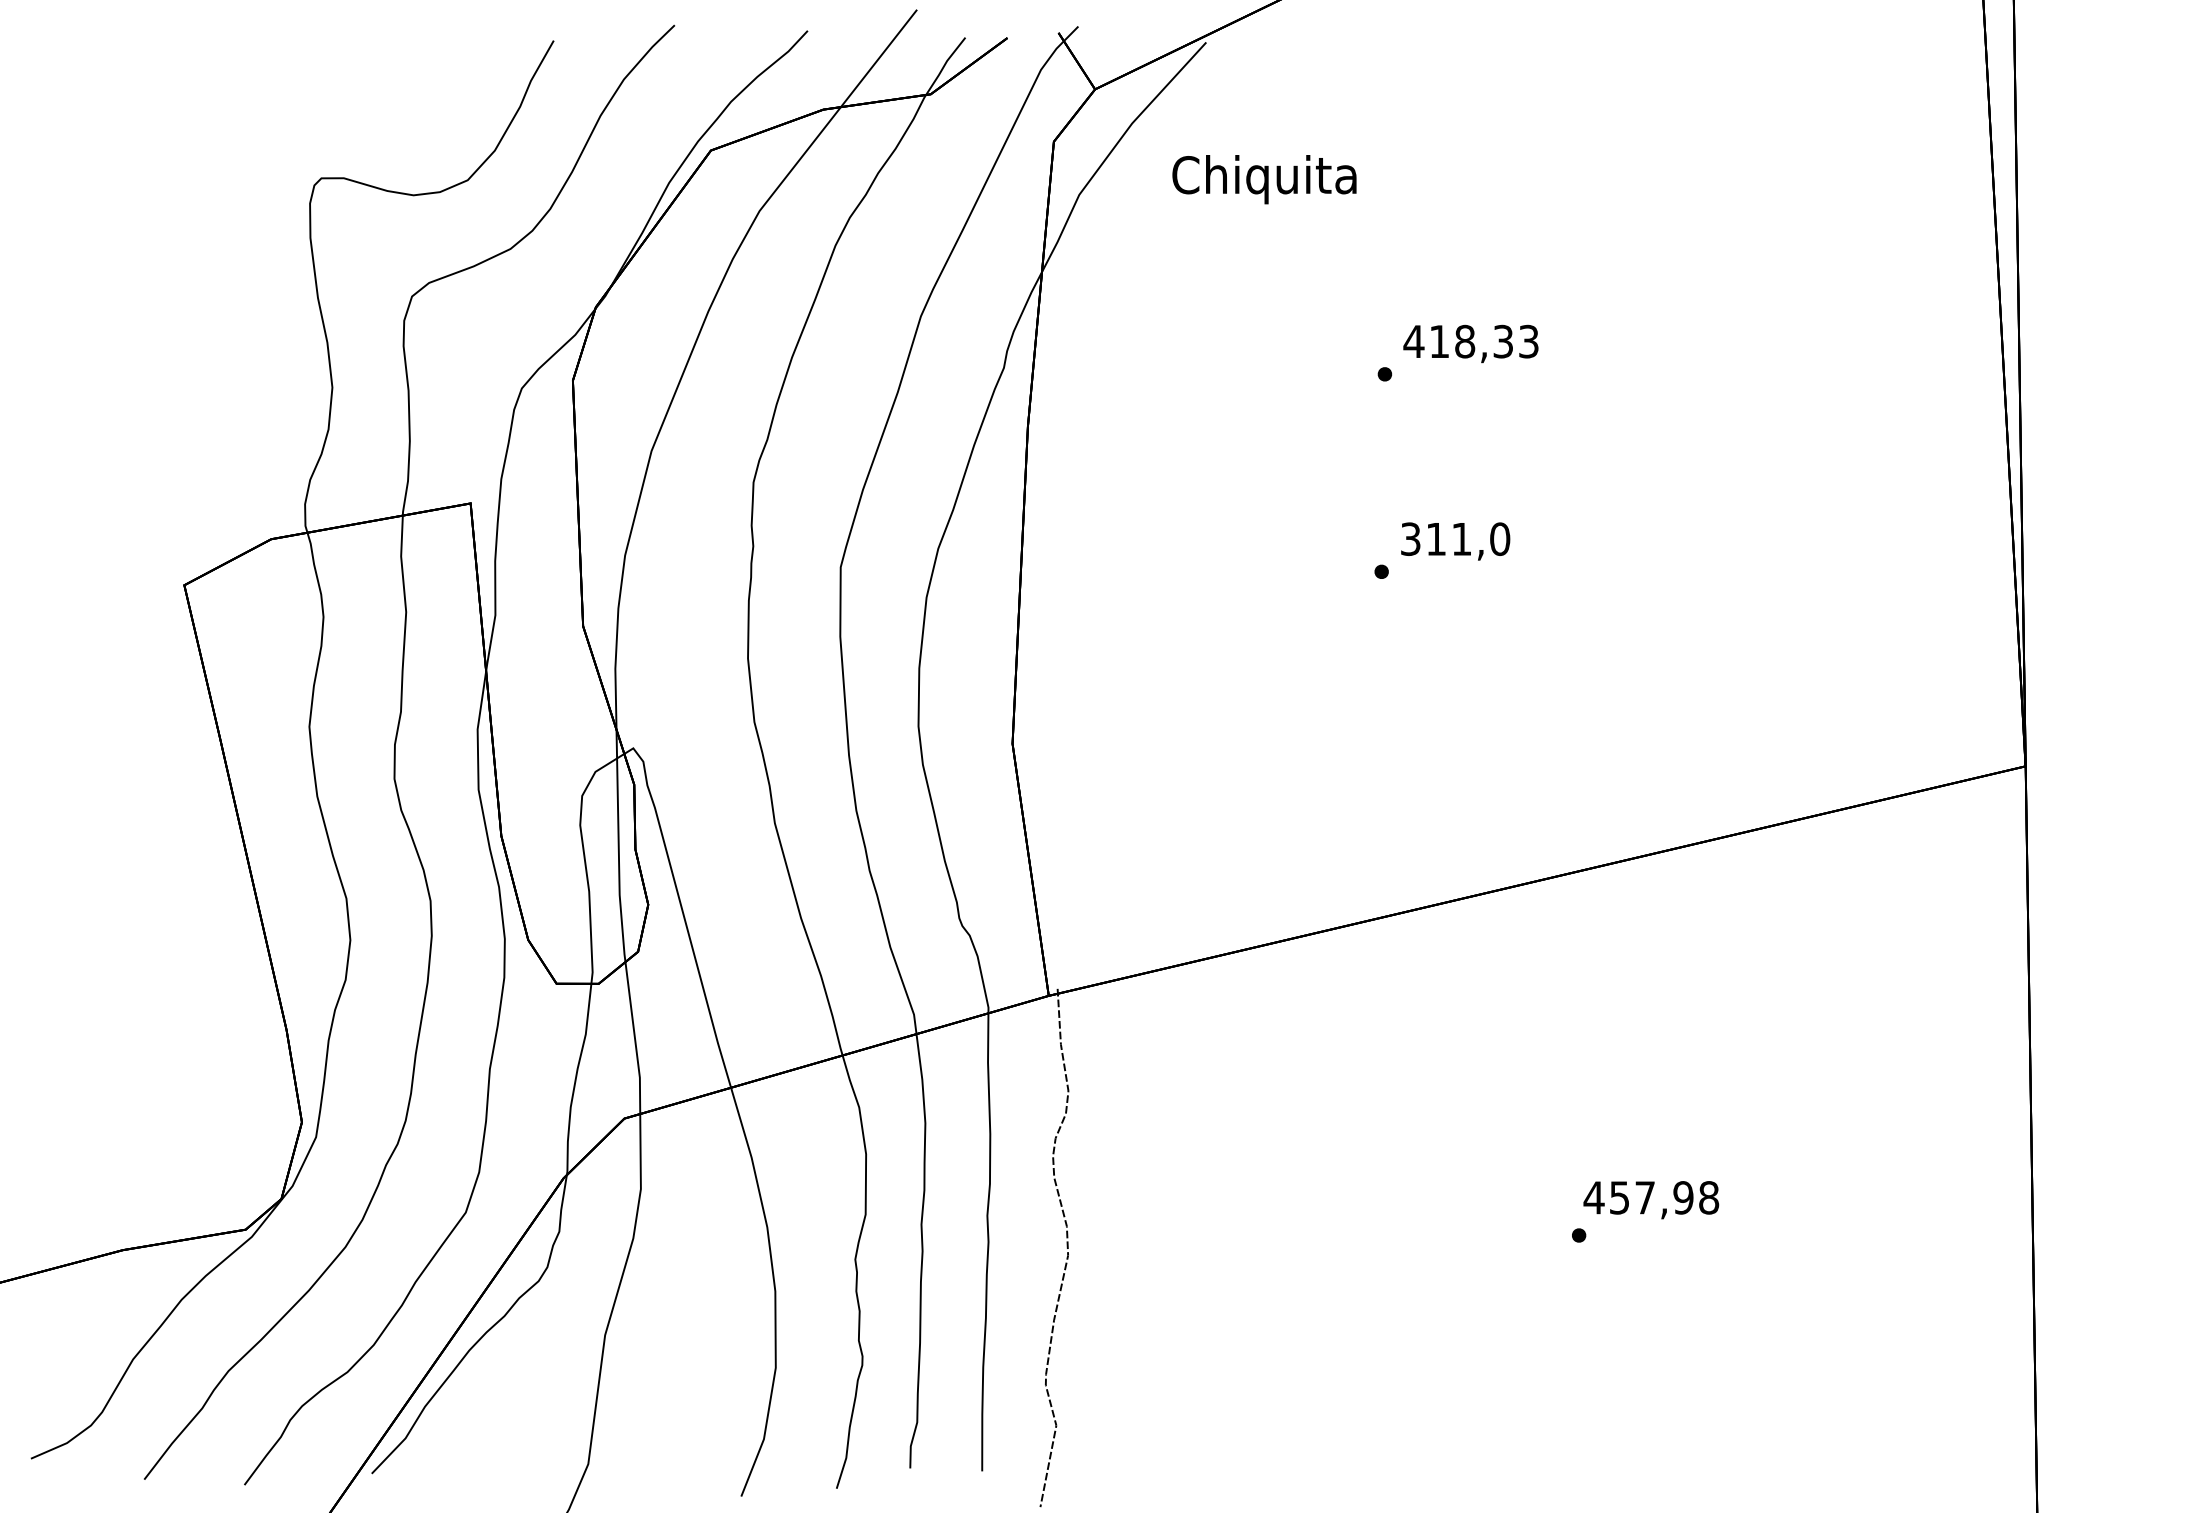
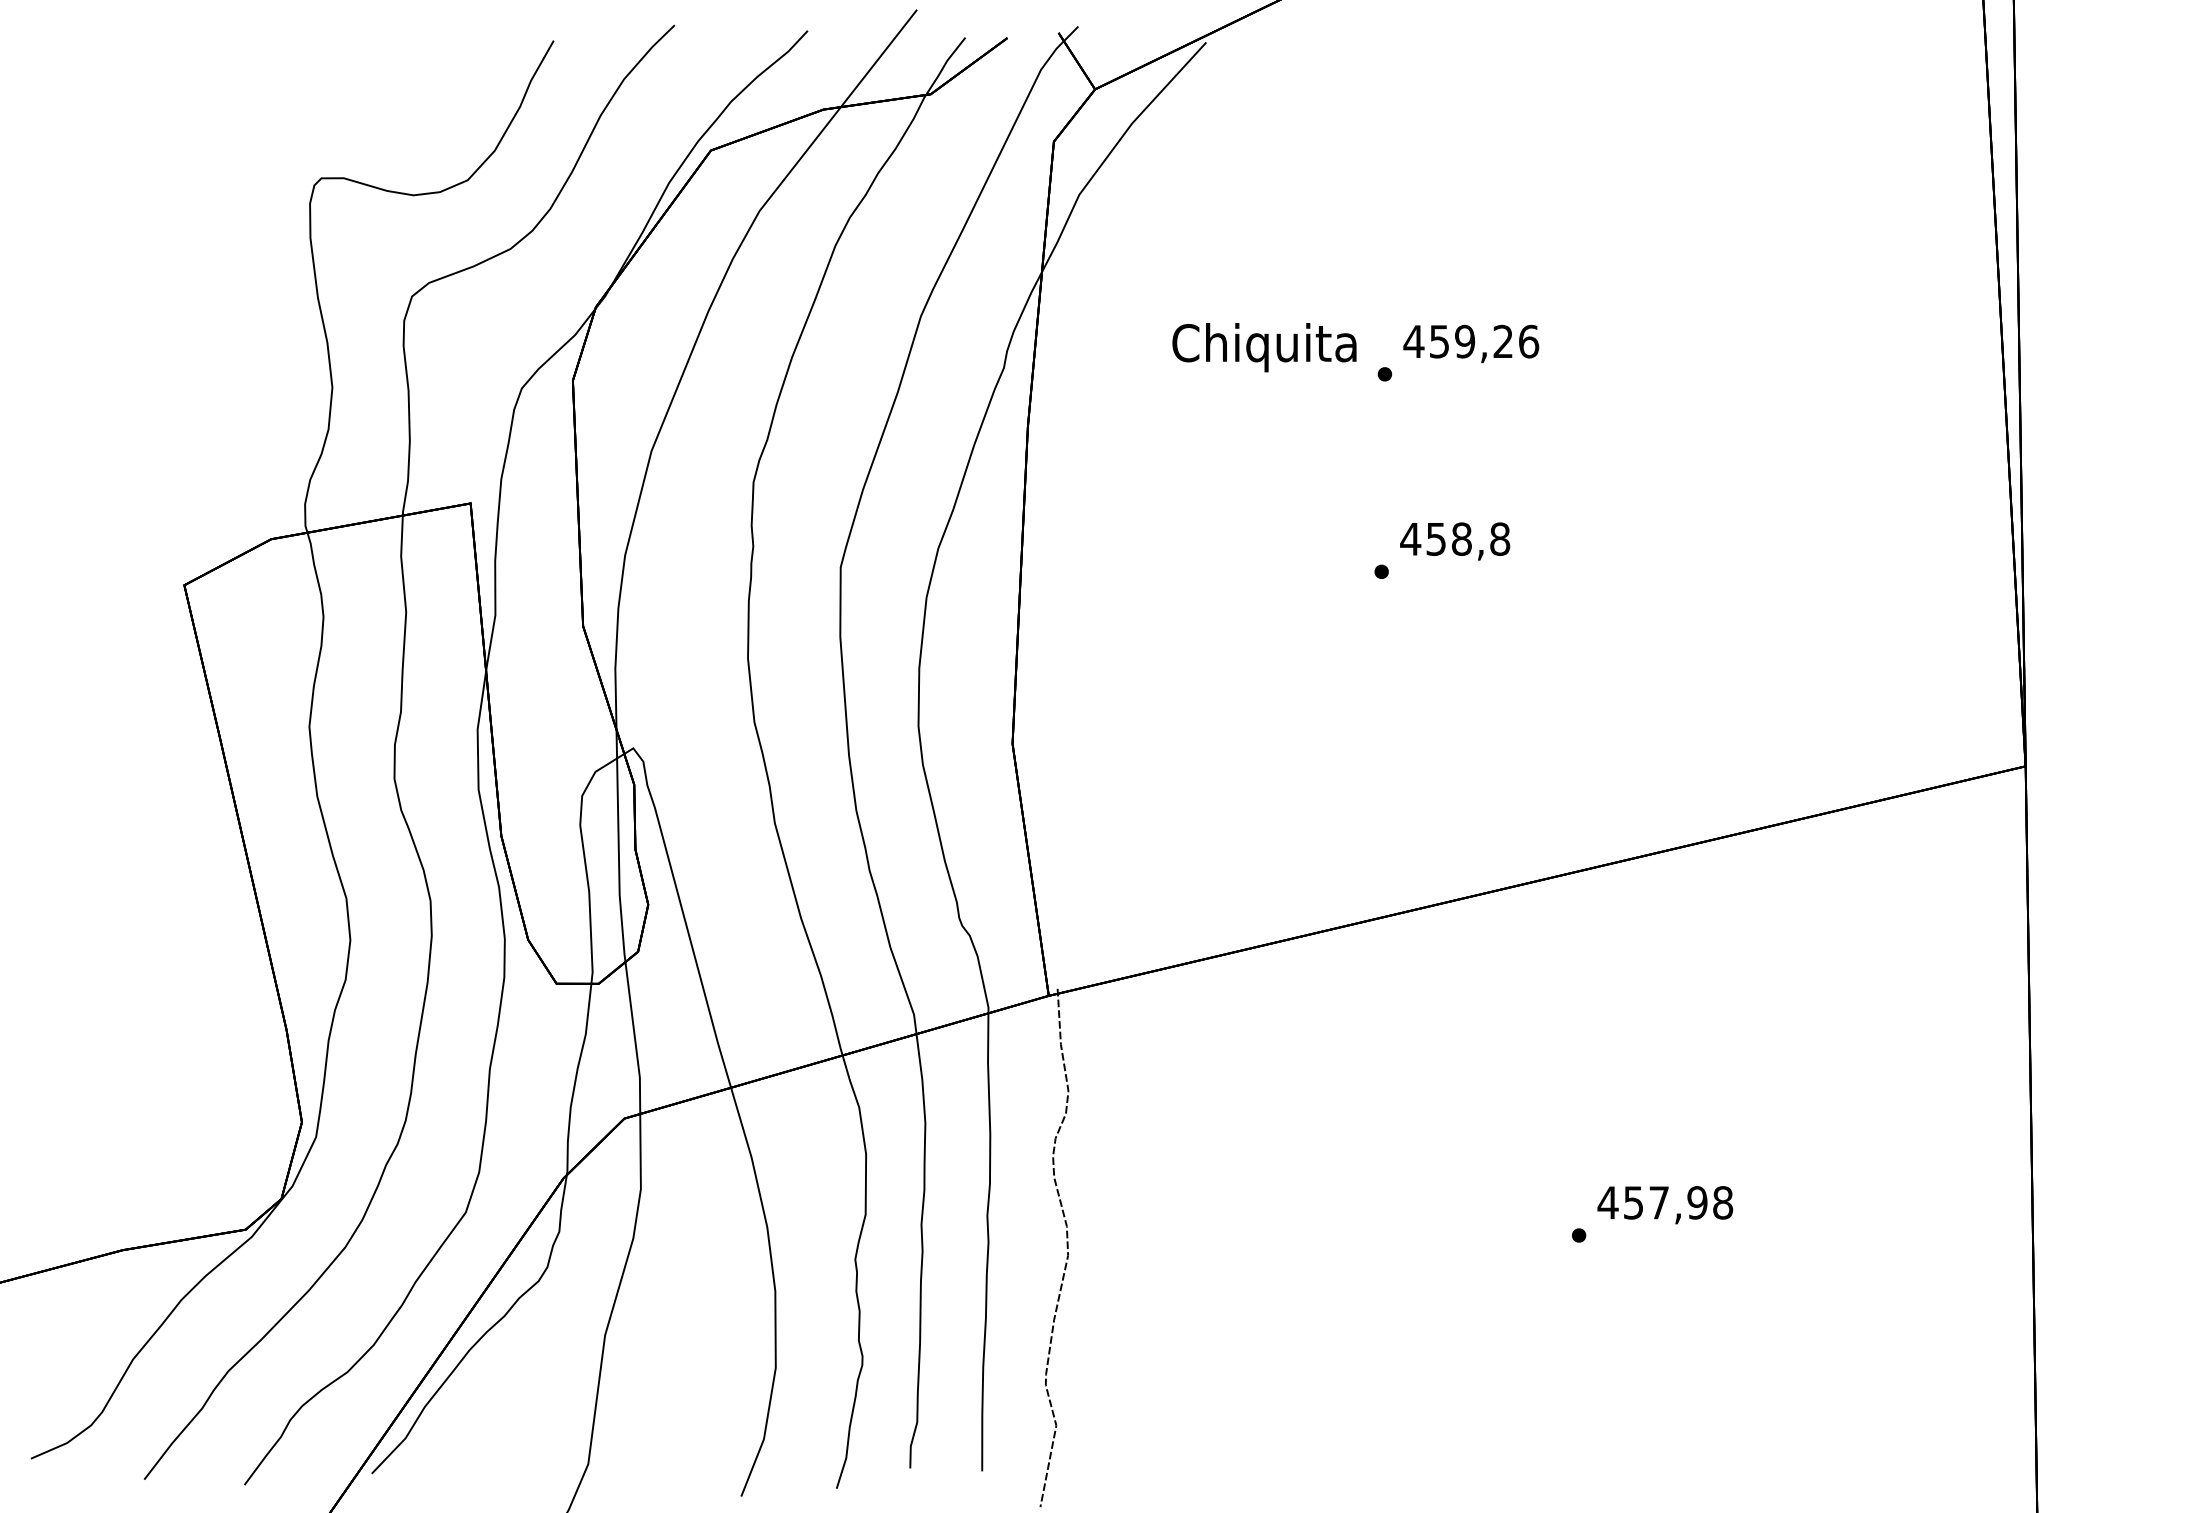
text position: (1264, 179) -> (1264, 347) (1264, 347)
text: 418,33 -> 459,26 (1484, 341)
text: 311,0 -> 458,8 (1455, 538)
text position: (1651, 1200) -> (1665, 1205) (1665, 1205)
